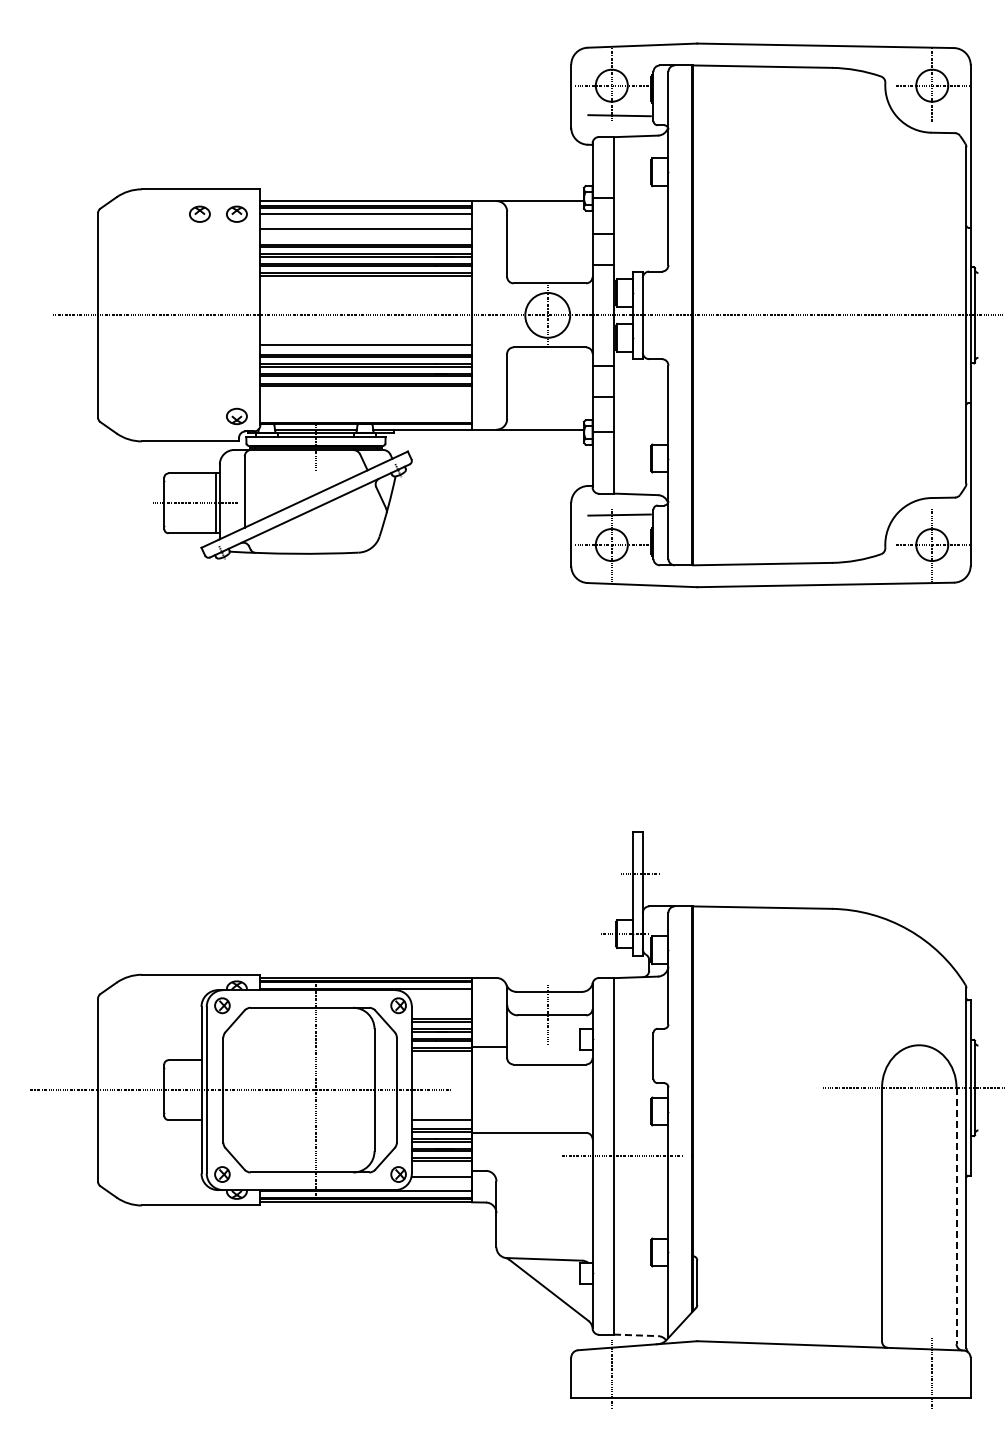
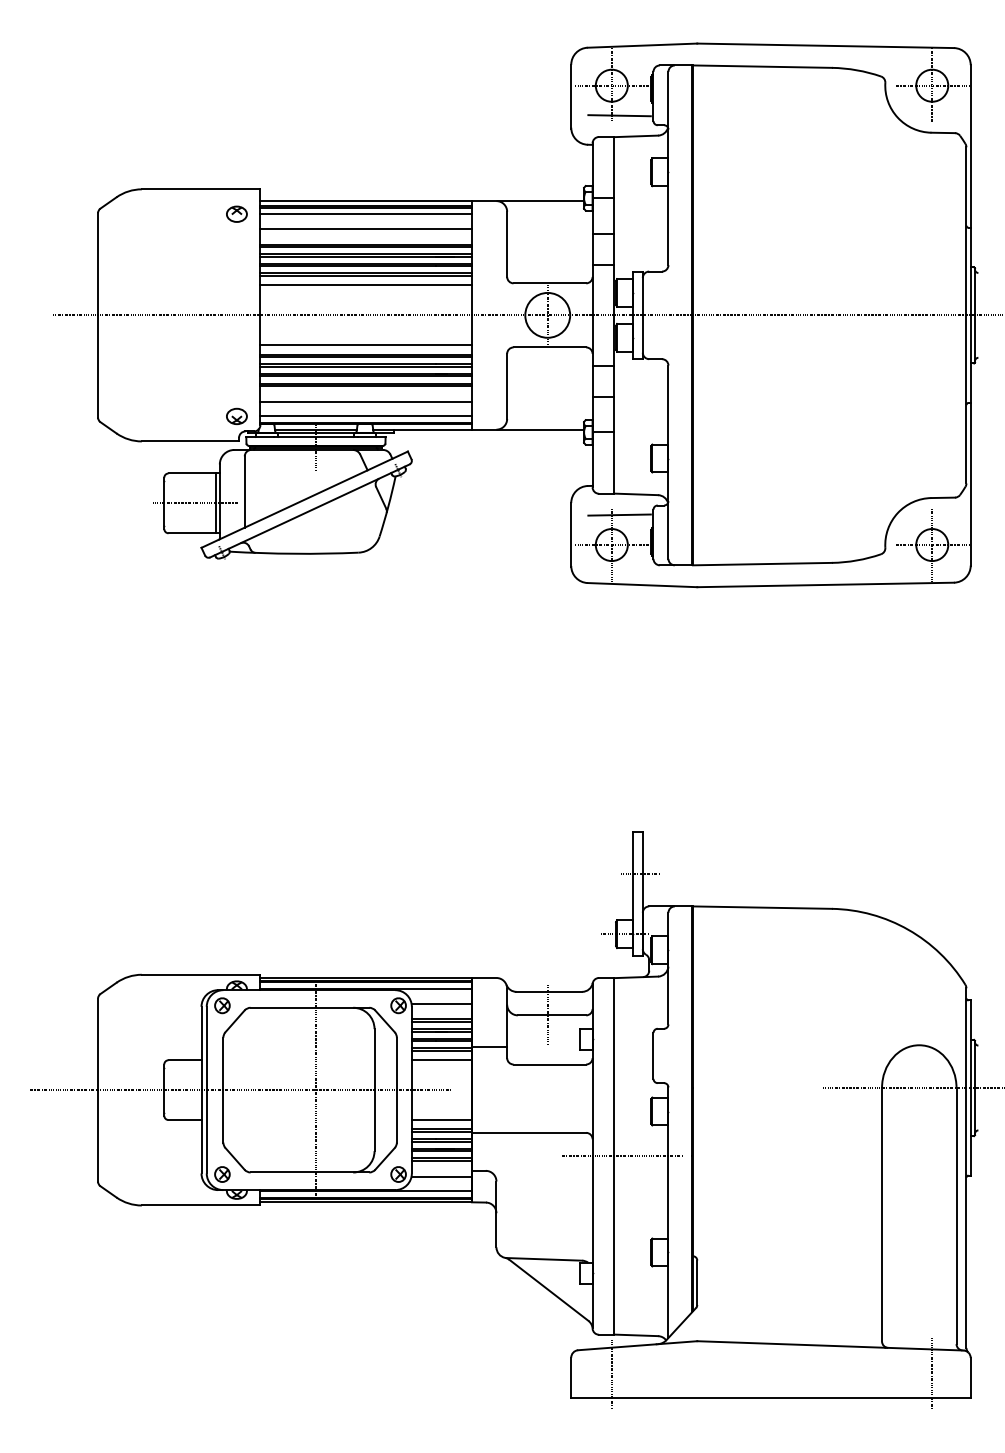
part: present -> none (199, 213)
line: none -> present (365, 285)
line: none -> present (365, 401)
line: none -> present (365, 416)
line: none -> present (441, 1003)
line: none -> present (441, 1060)
line: dashed -> solid (956, 1216)
line: dashed -> solid (636, 1335)
